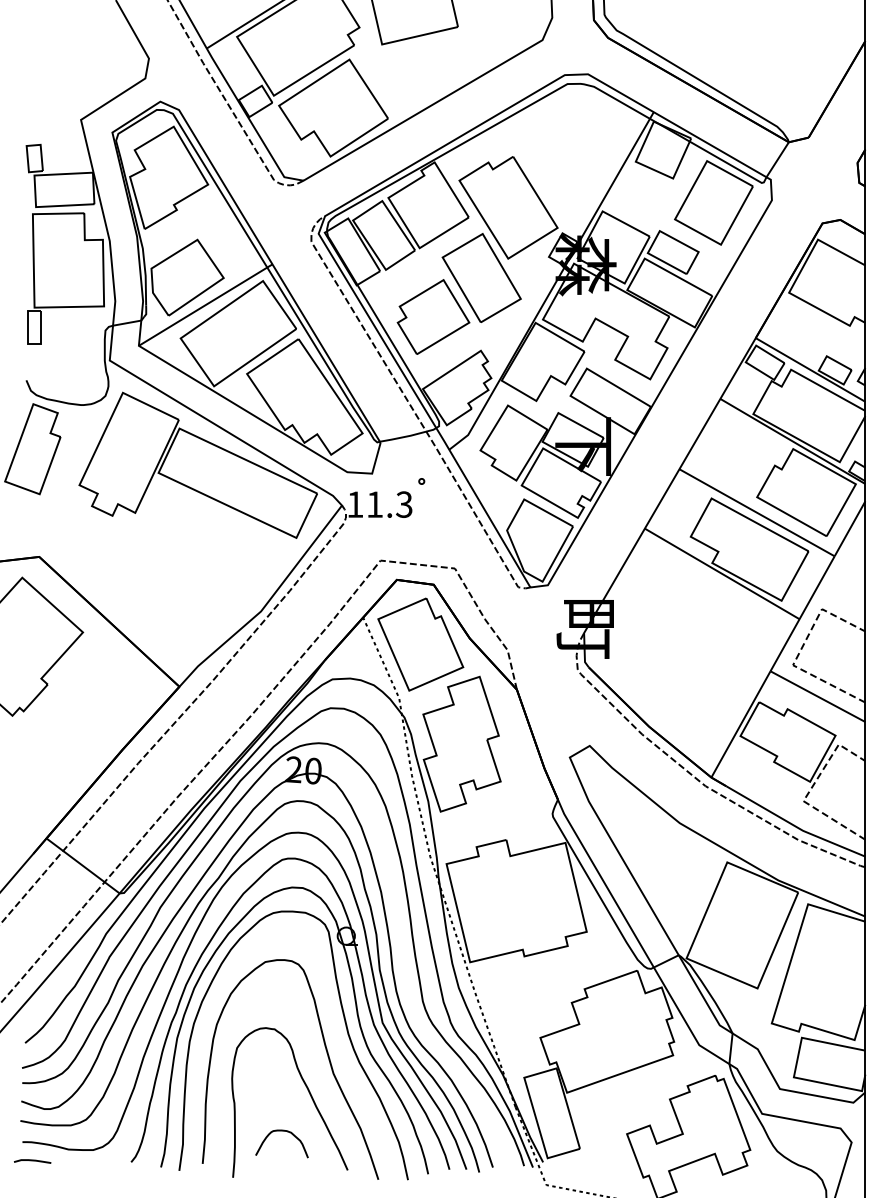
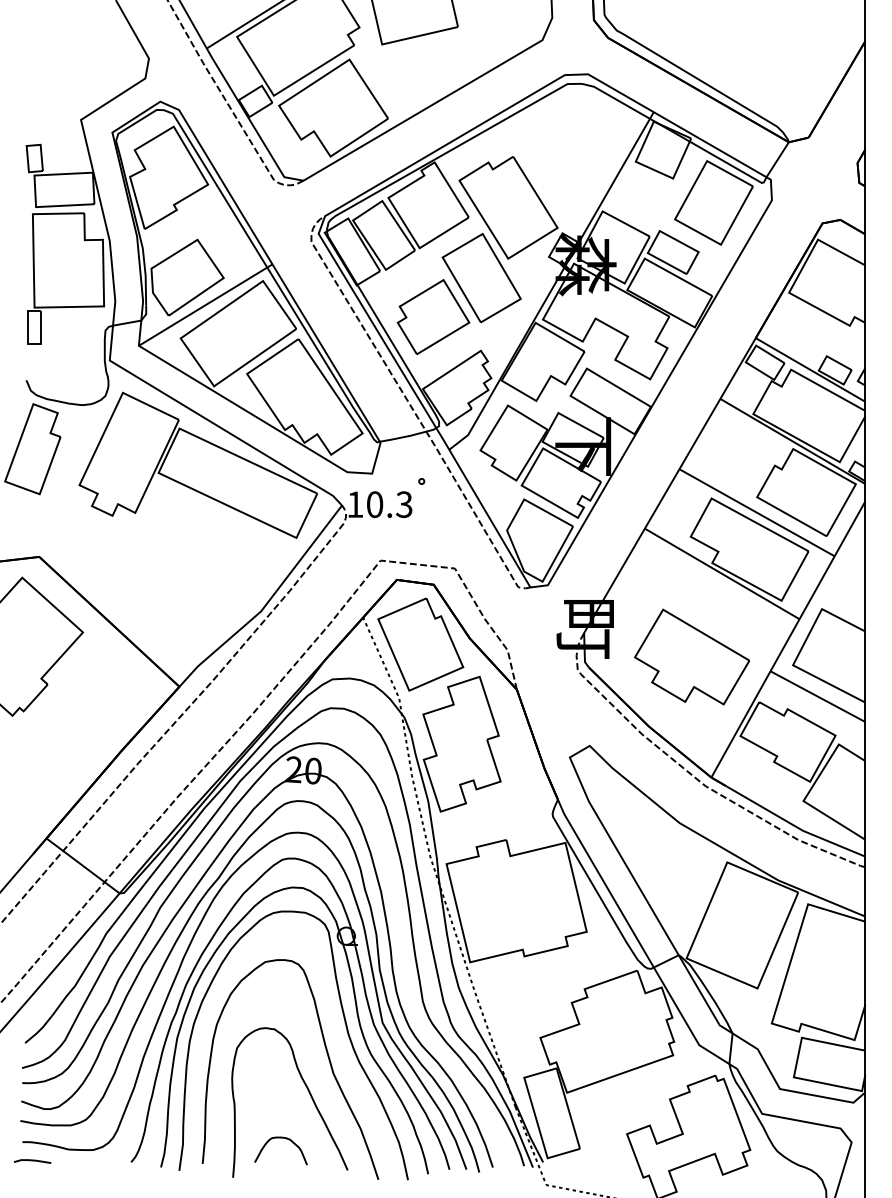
text: 11.3 -> 10.3 (375, 504)
line: dashed -> solid (800, 651)
part: none -> present (692, 656)
line: dashed -> solid (810, 790)
curve position: (281, 1131) -> (280, 1138) (280, 1138)
